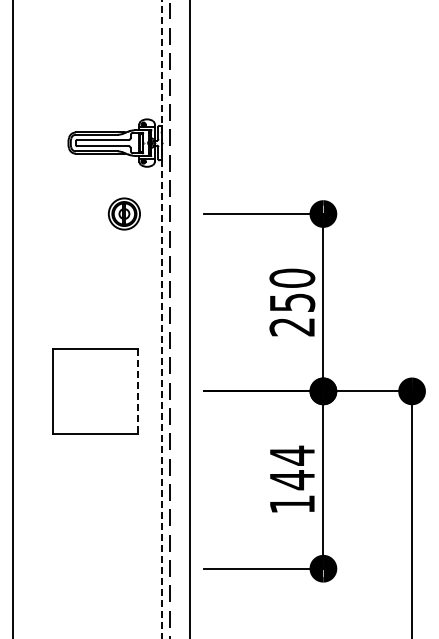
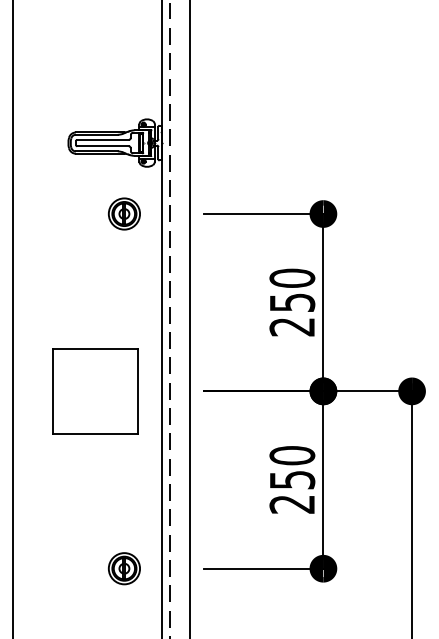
line: dashed -> solid (162, 319)
line: dashed -> solid (137, 391)
text: 144 -> 250 (292, 479)
part: none -> present (123, 568)
